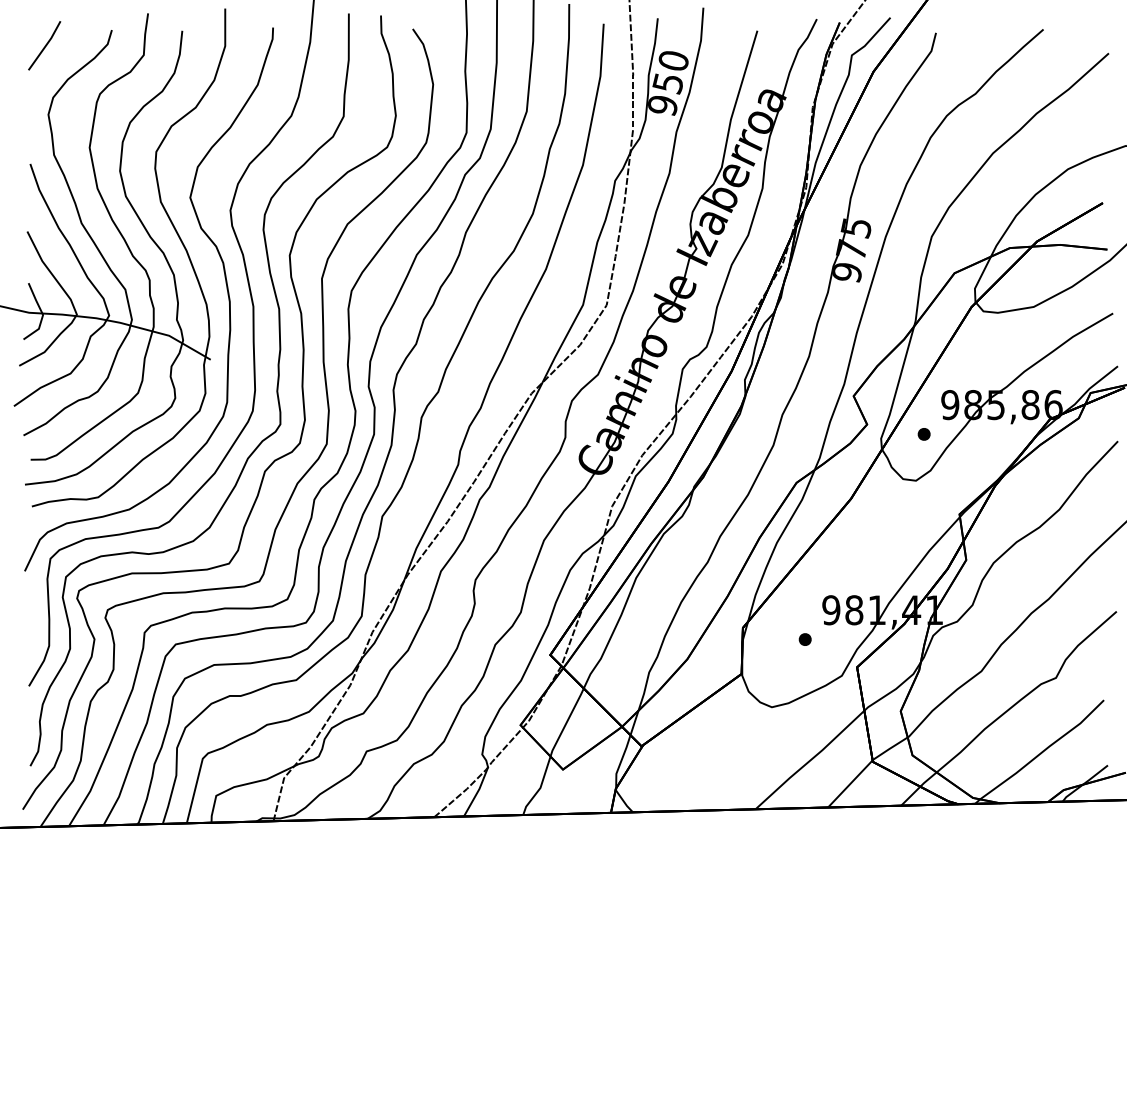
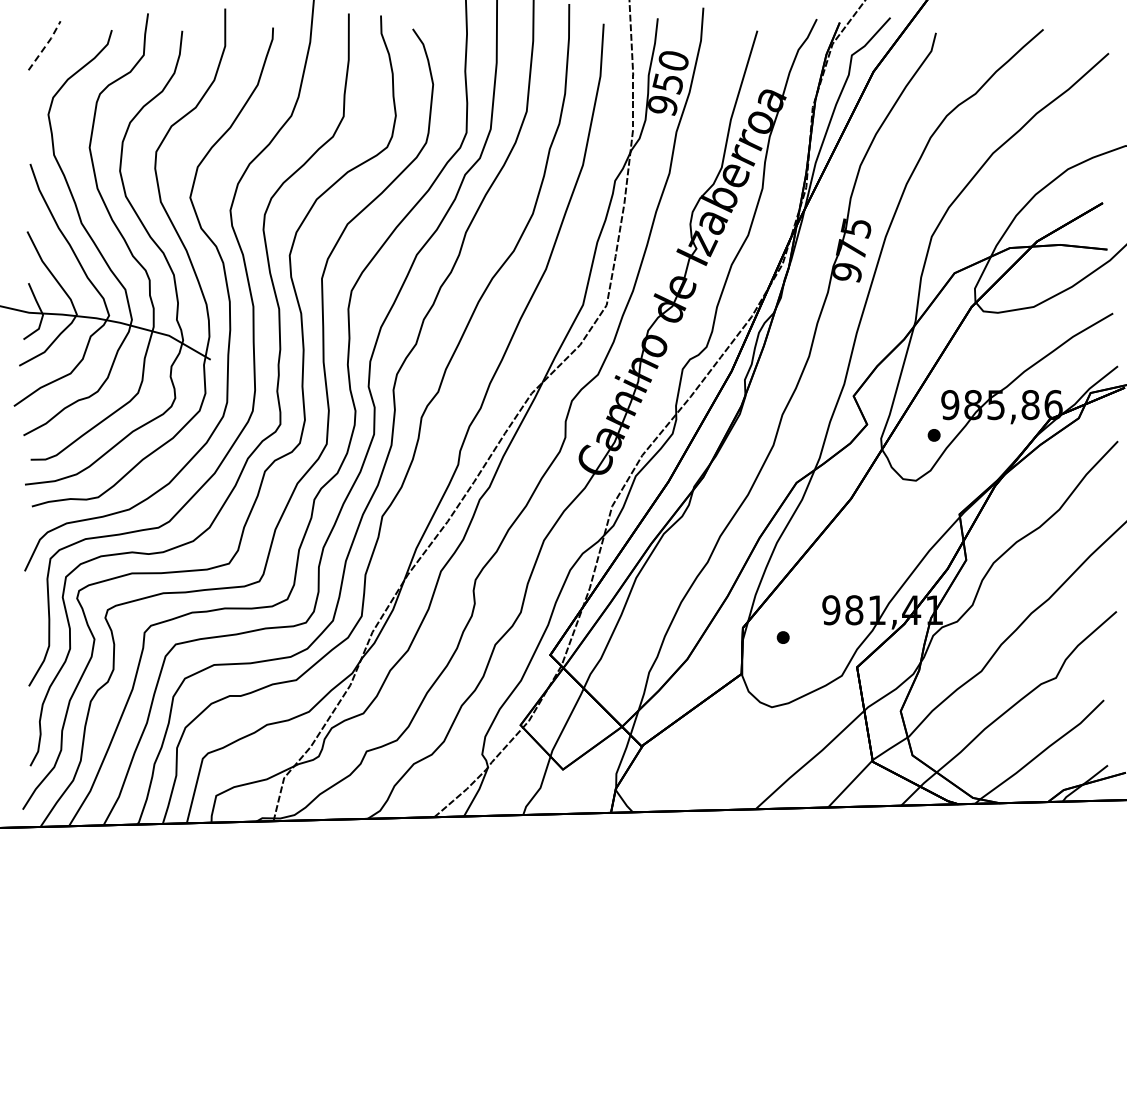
line: solid -> dashed (46, 45)
part position: (923, 434) -> (933, 435) (933, 435)
part position: (804, 639) -> (782, 637) (782, 637)
